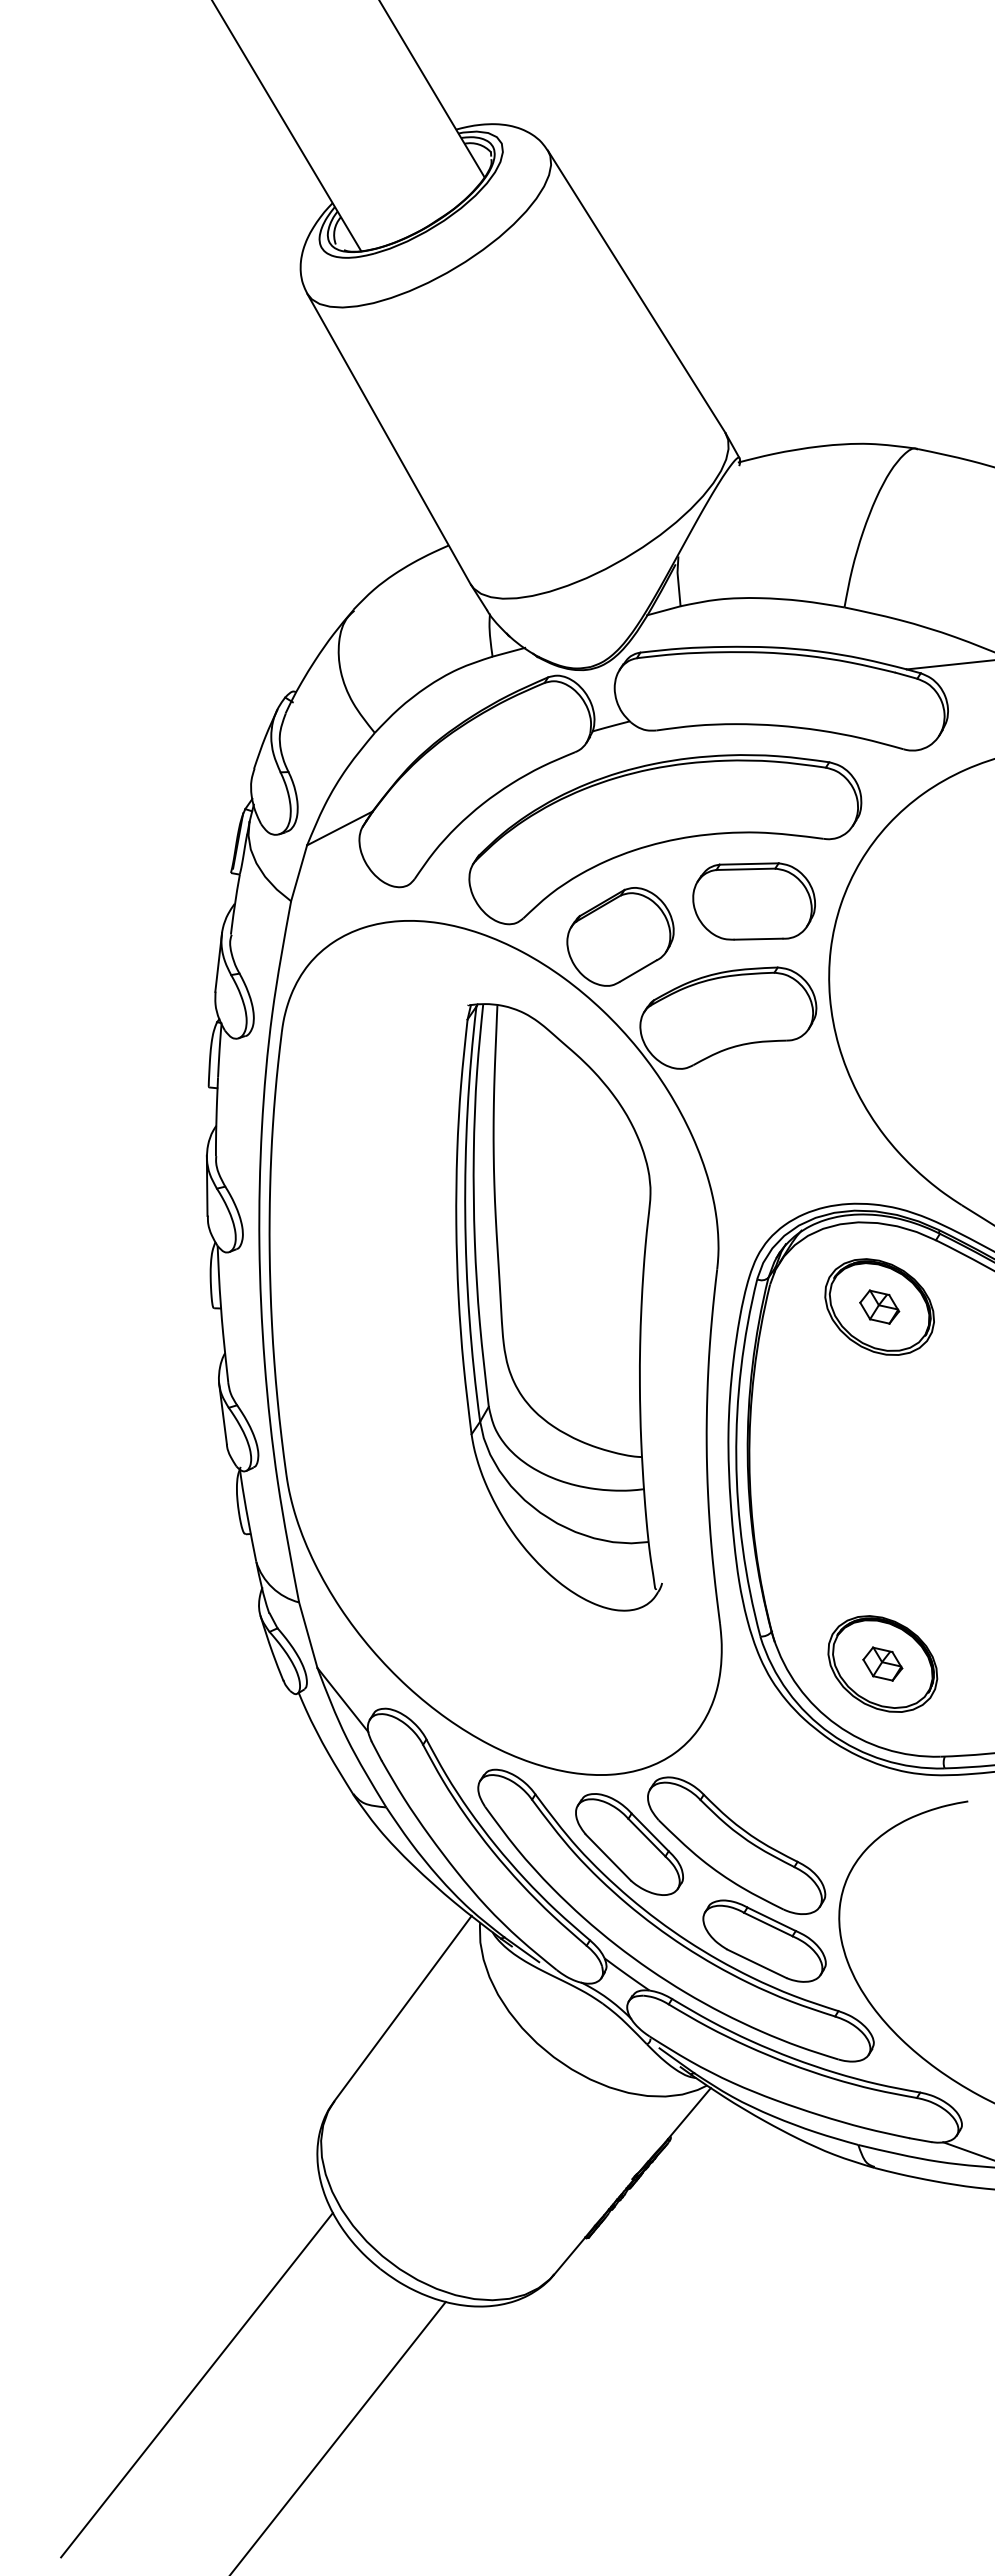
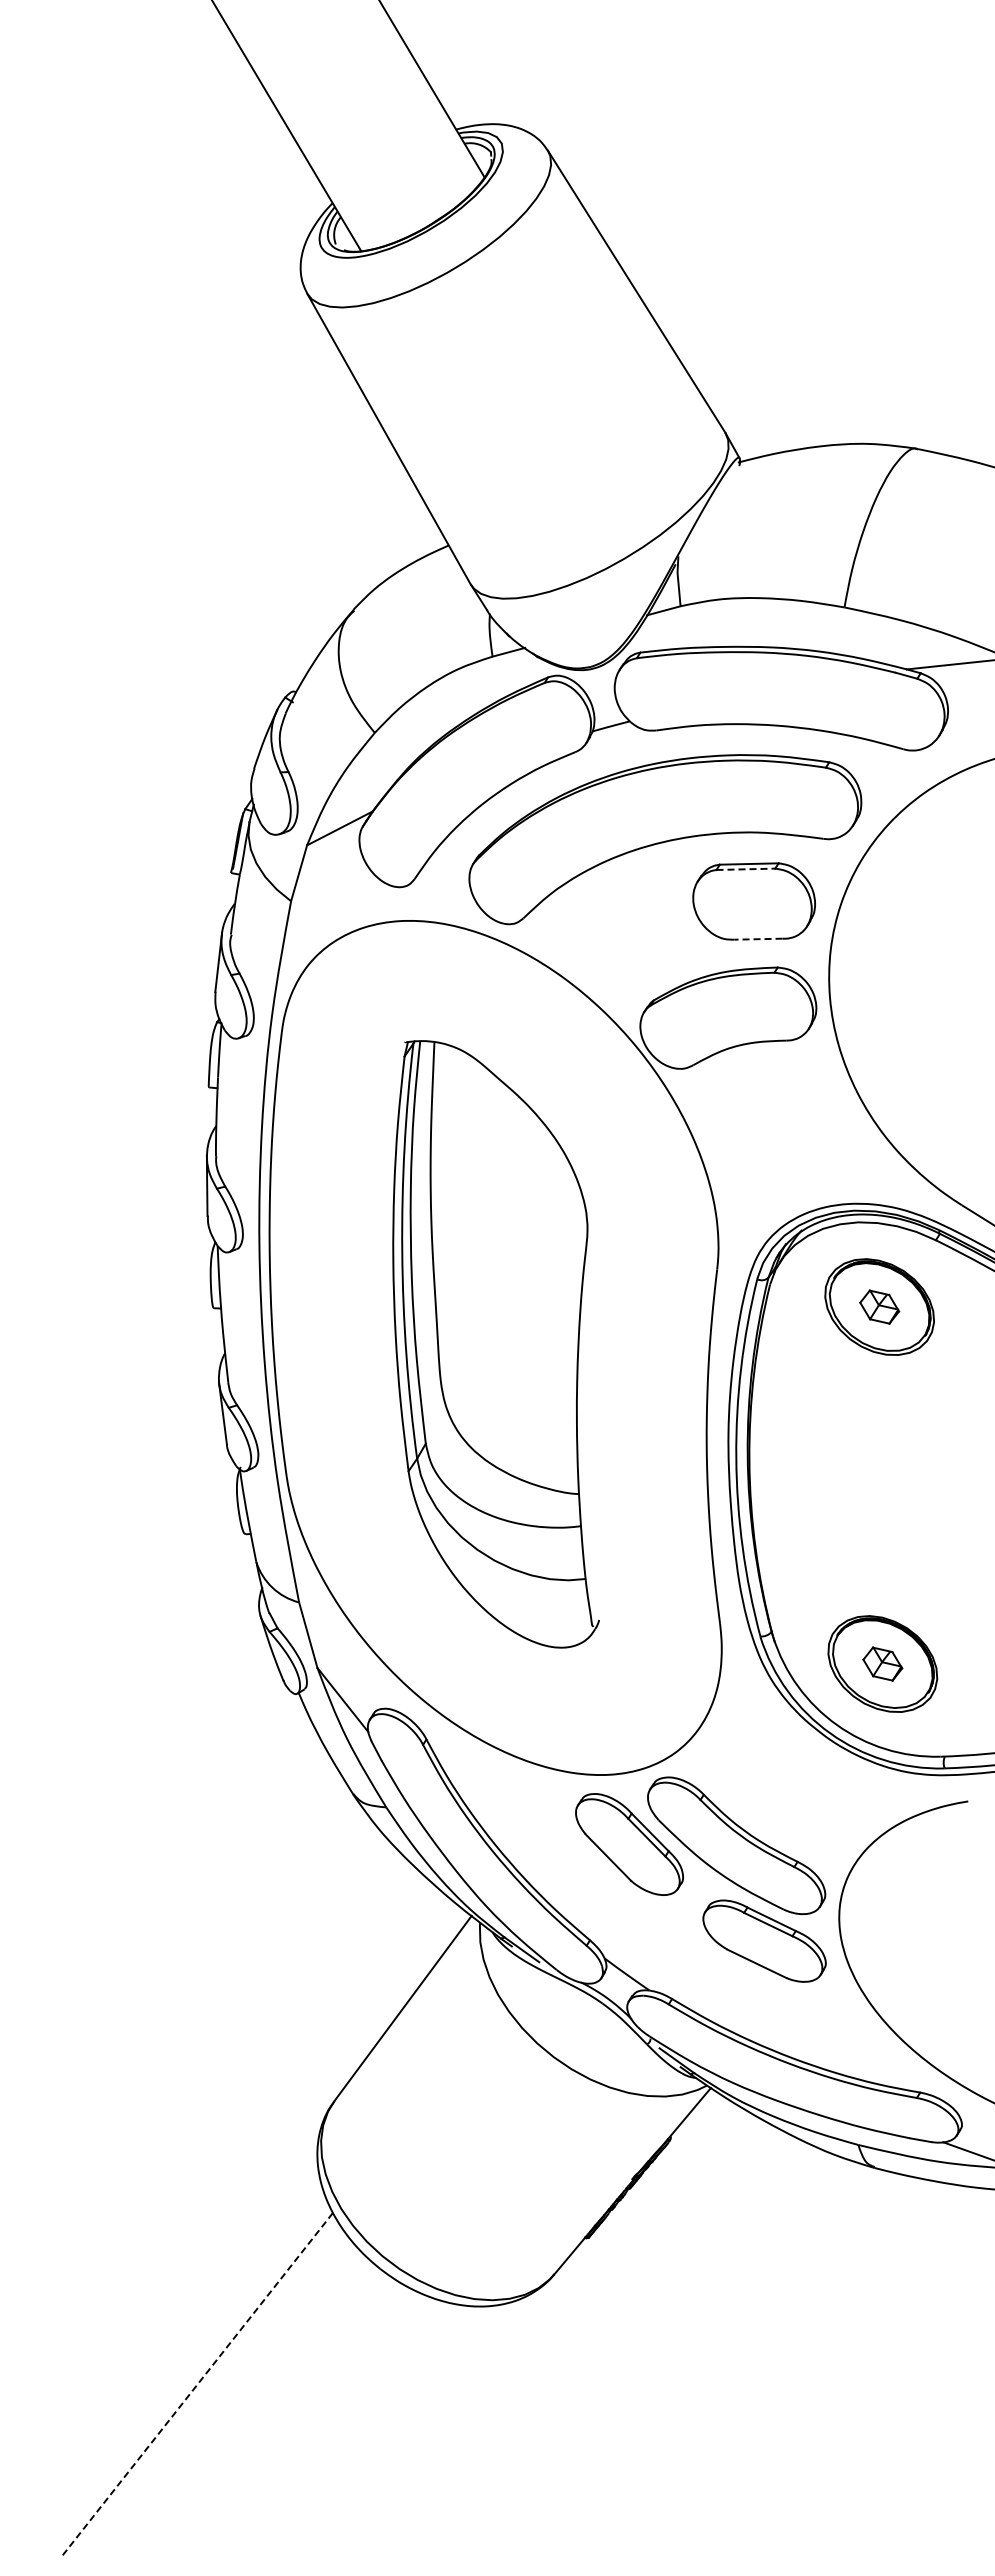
line: solid -> dashed (746, 869)
part: present -> none (620, 936)
line: solid -> dashed (758, 939)
part position: (558, 1307) -> (495, 1344) (495, 1344)
part: present -> none (668, 1926)
line: solid -> dashed (196, 2385)
line: present -> none (338, 2436)
